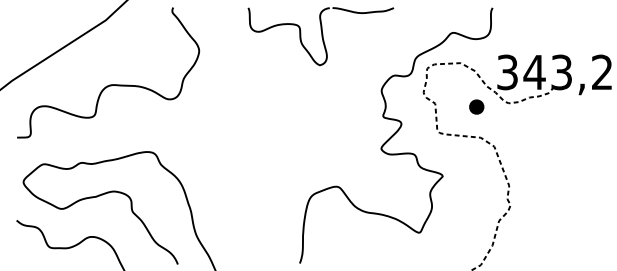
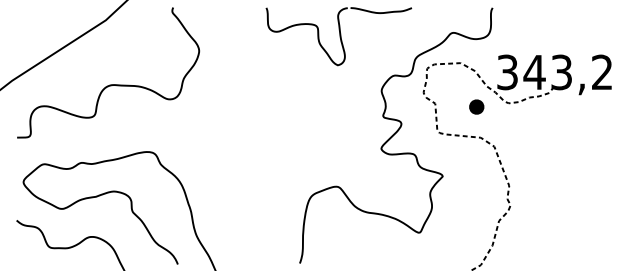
part position: (320, 36) -> (338, 36) (338, 36)
